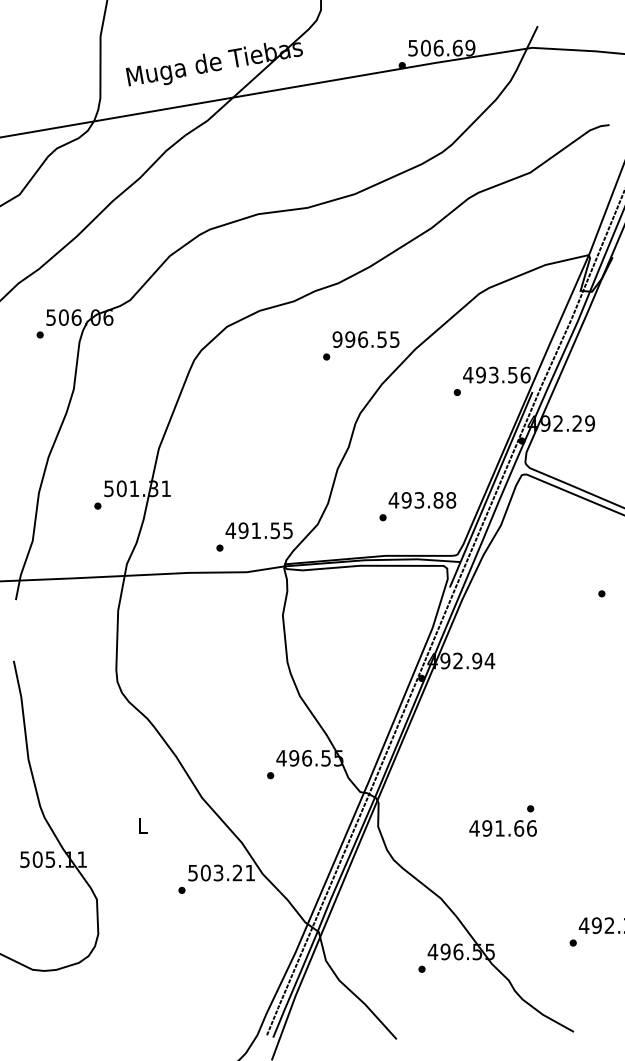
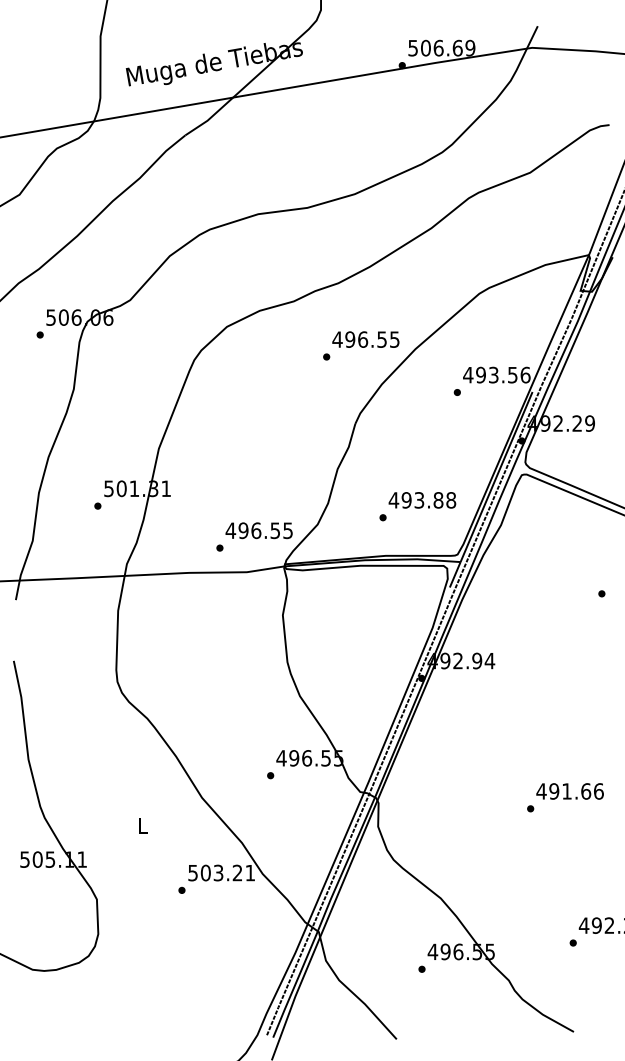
text: 996.55 -> 496.55 (337, 339)
text: 491.55 -> 496.55 (256, 530)
text position: (502, 828) -> (569, 791) (569, 791)
